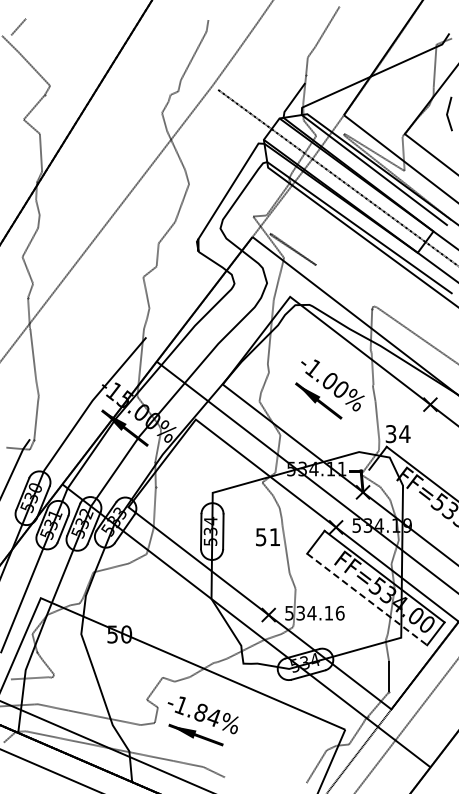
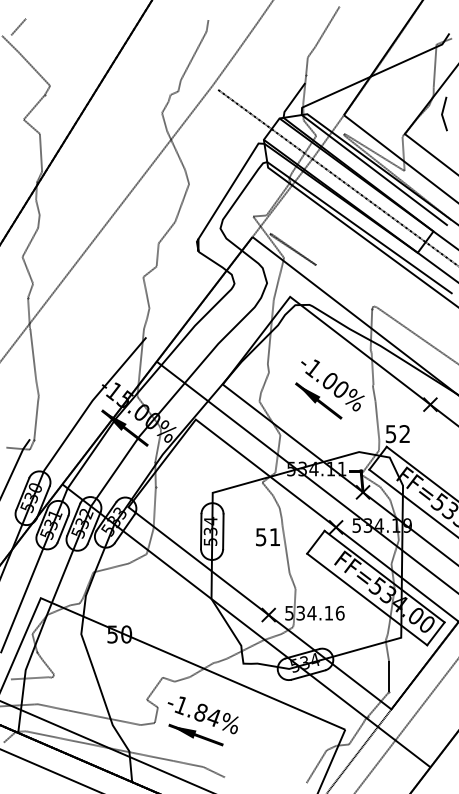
line position: (448, 113) -> (443, 113) (443, 113)
text: 34 -> 52 (398, 433)
line: none -> present (412, 502)
line: dashed -> solid (367, 599)
